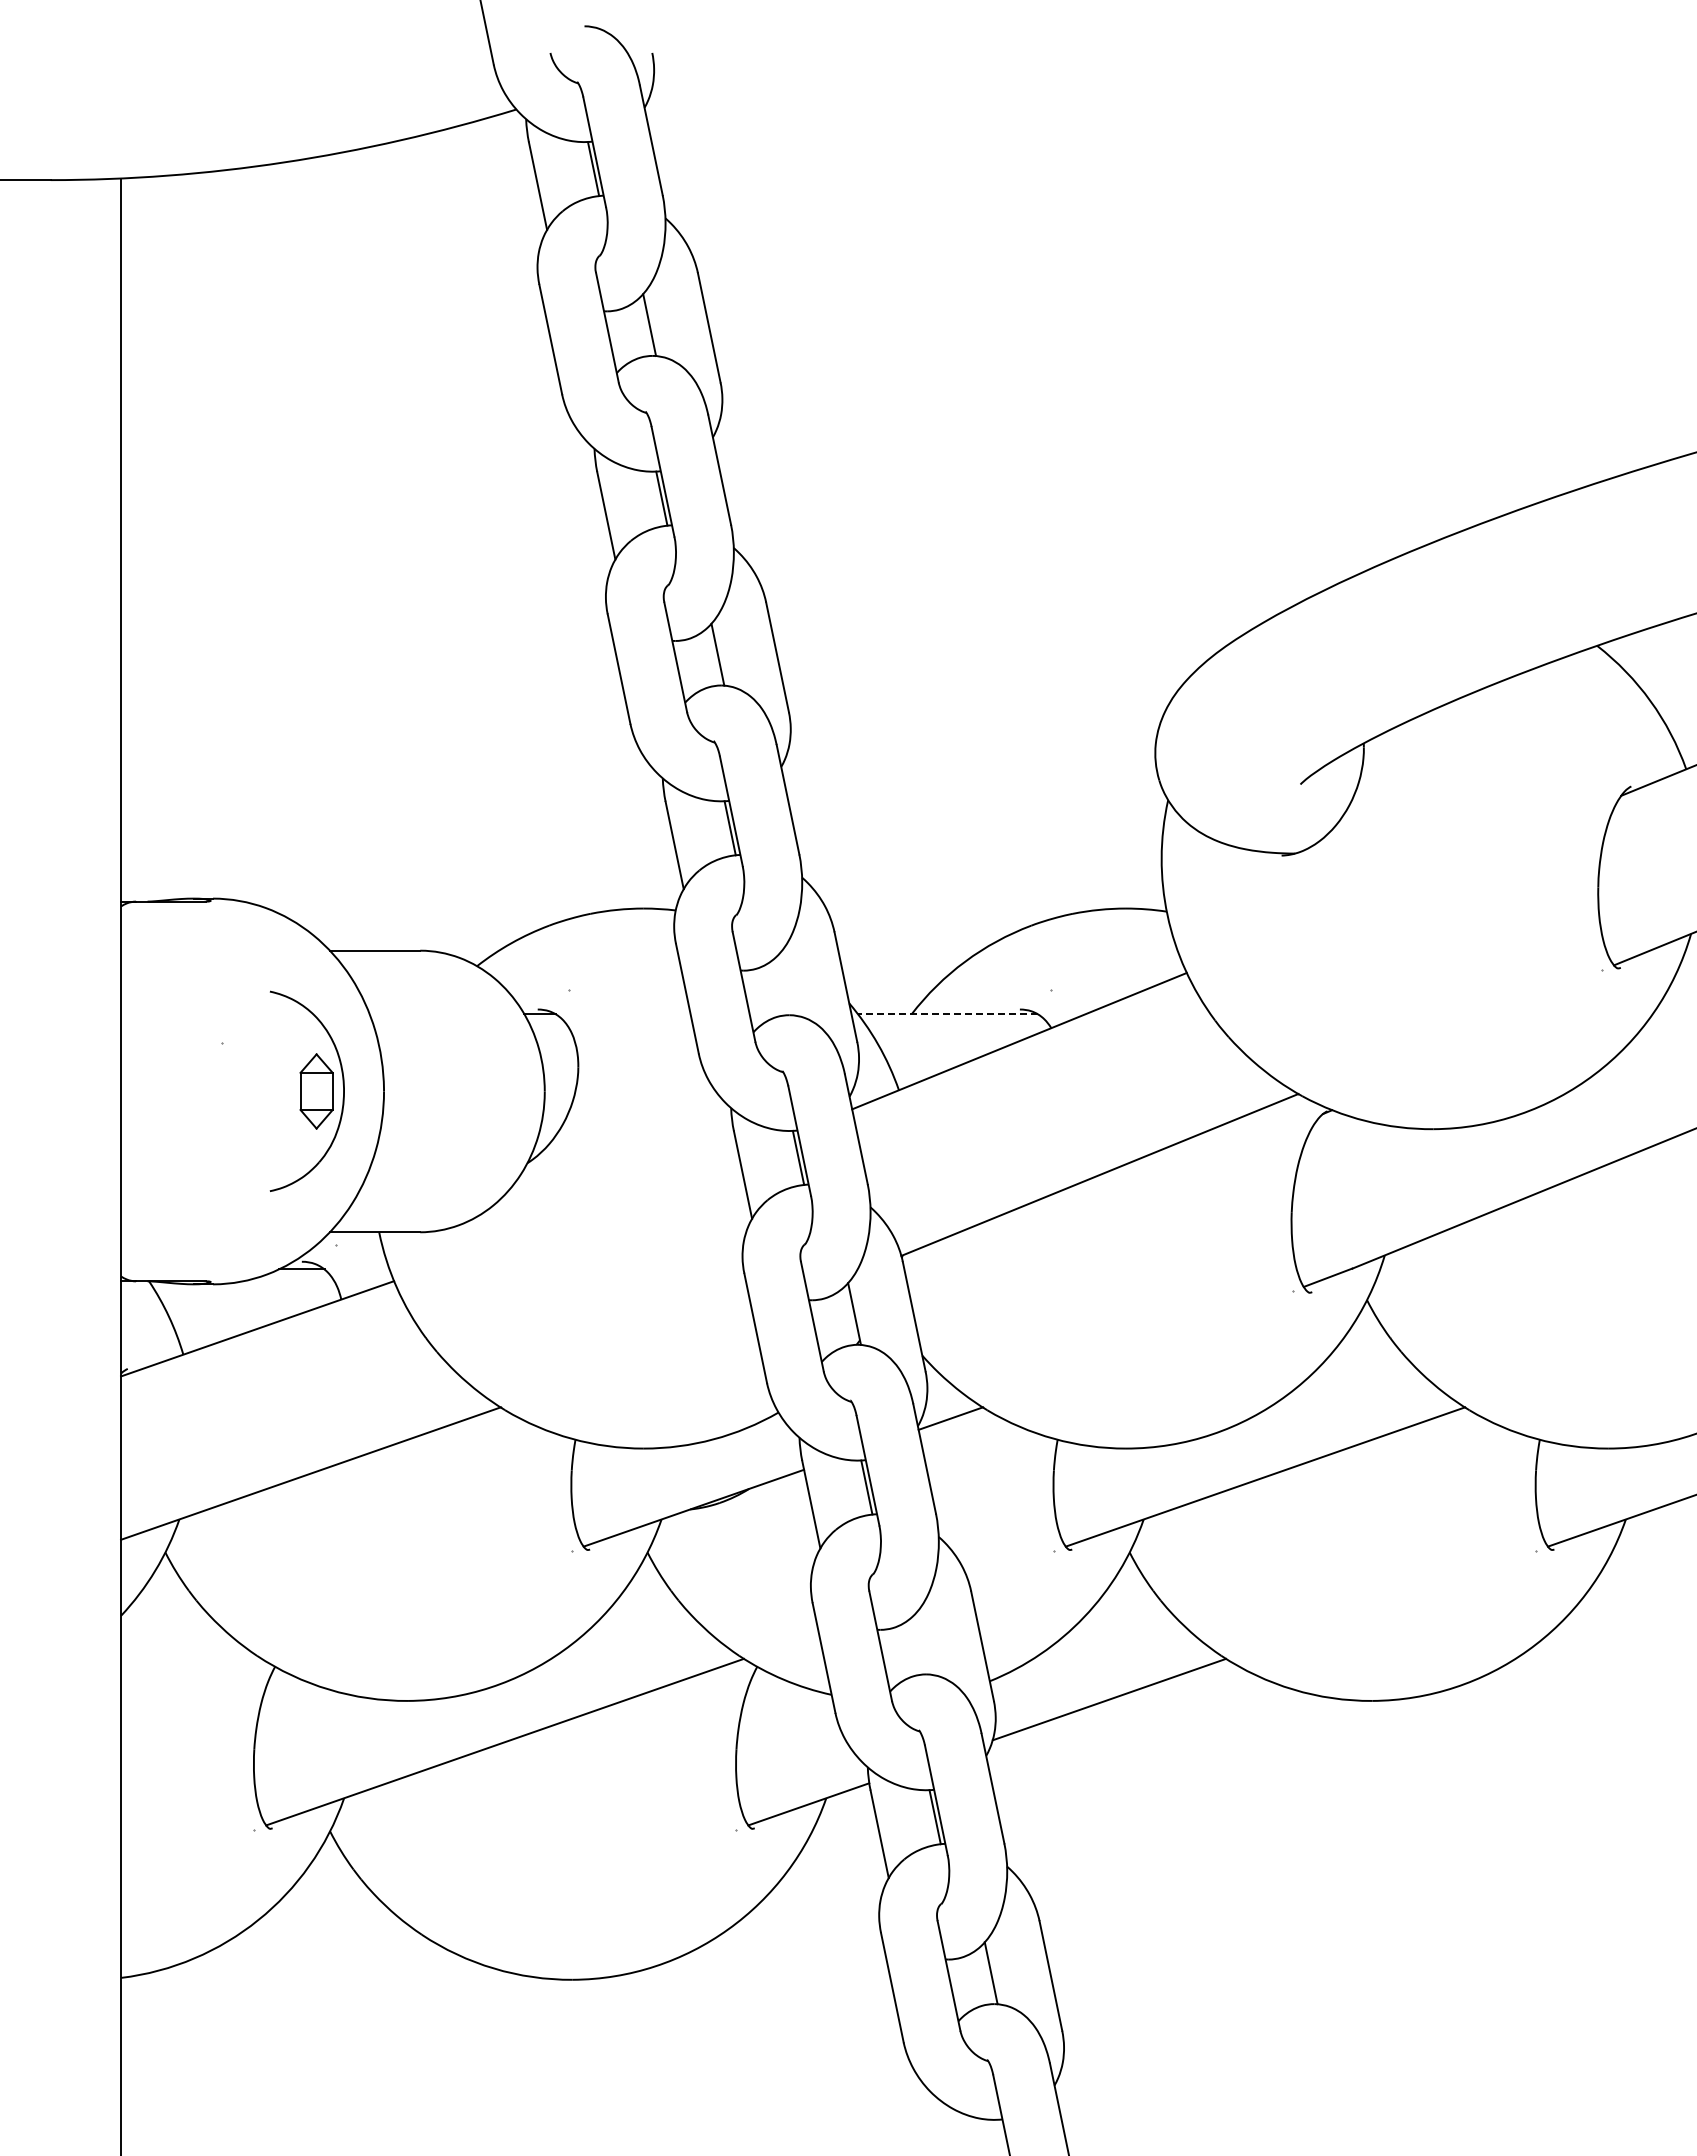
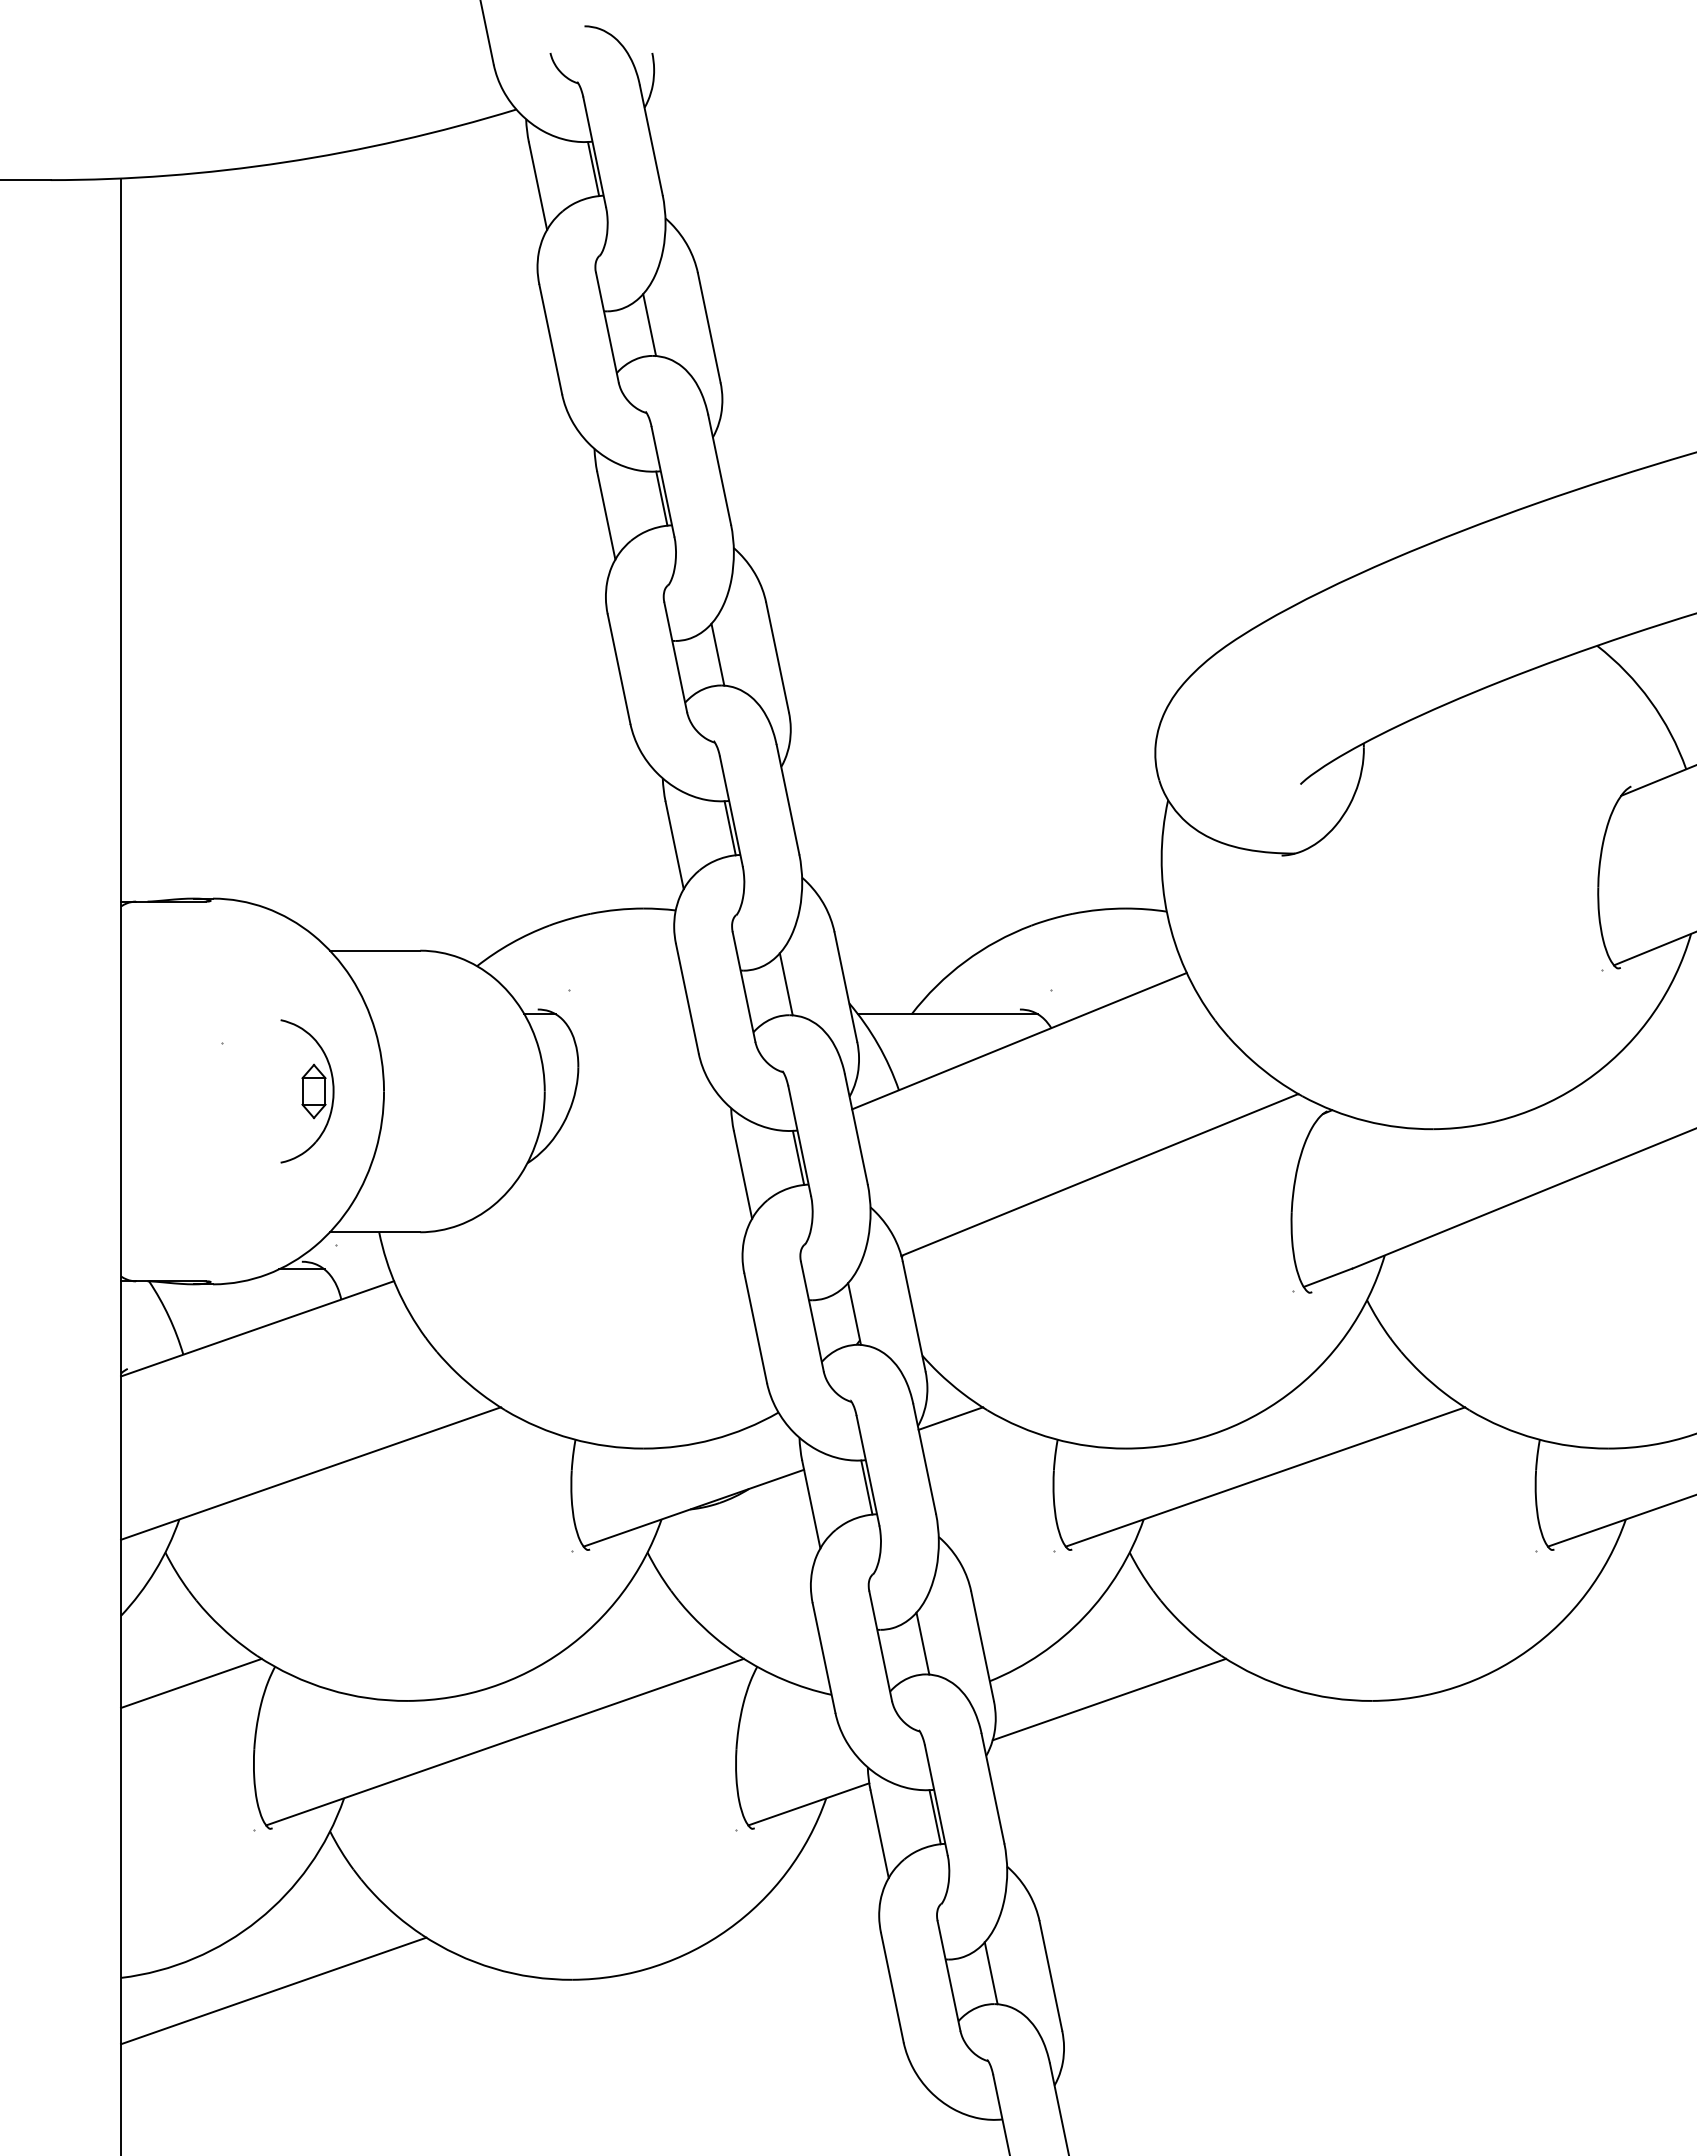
line: none -> present (785, 984)
line: dashed -> solid (948, 1014)
part size: 76x202 px -> 55x145 px (307, 1091)
line: none -> present (922, 1643)
line: none -> present (191, 1682)
line: none -> present (273, 1990)
